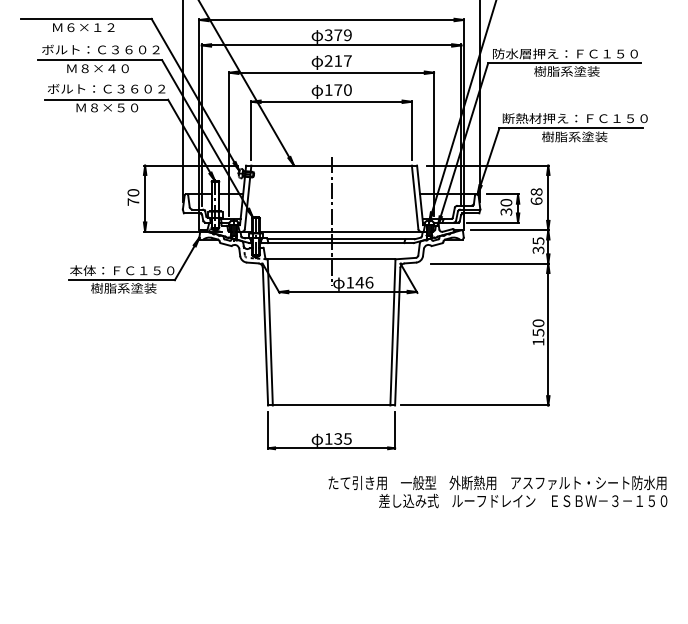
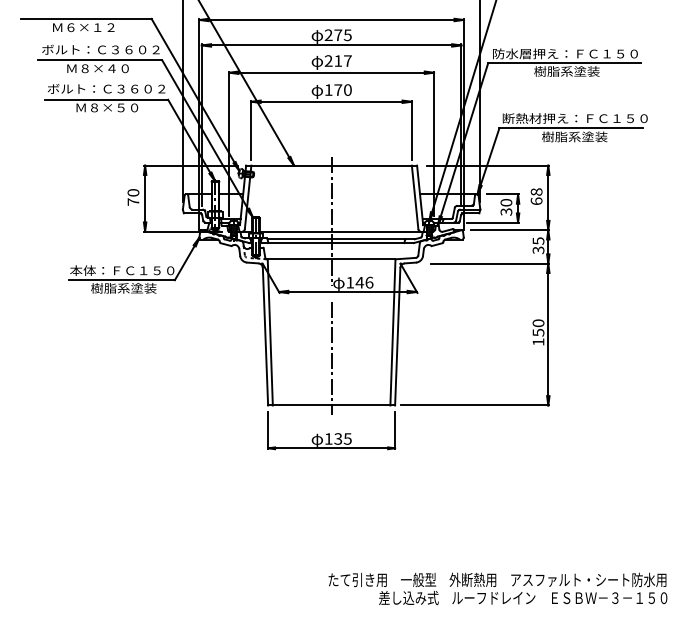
text: 379 -> 275 (337, 35)
line: none -> present (331, 358)
text position: (497, 491) -> (497, 588) (497, 588)
